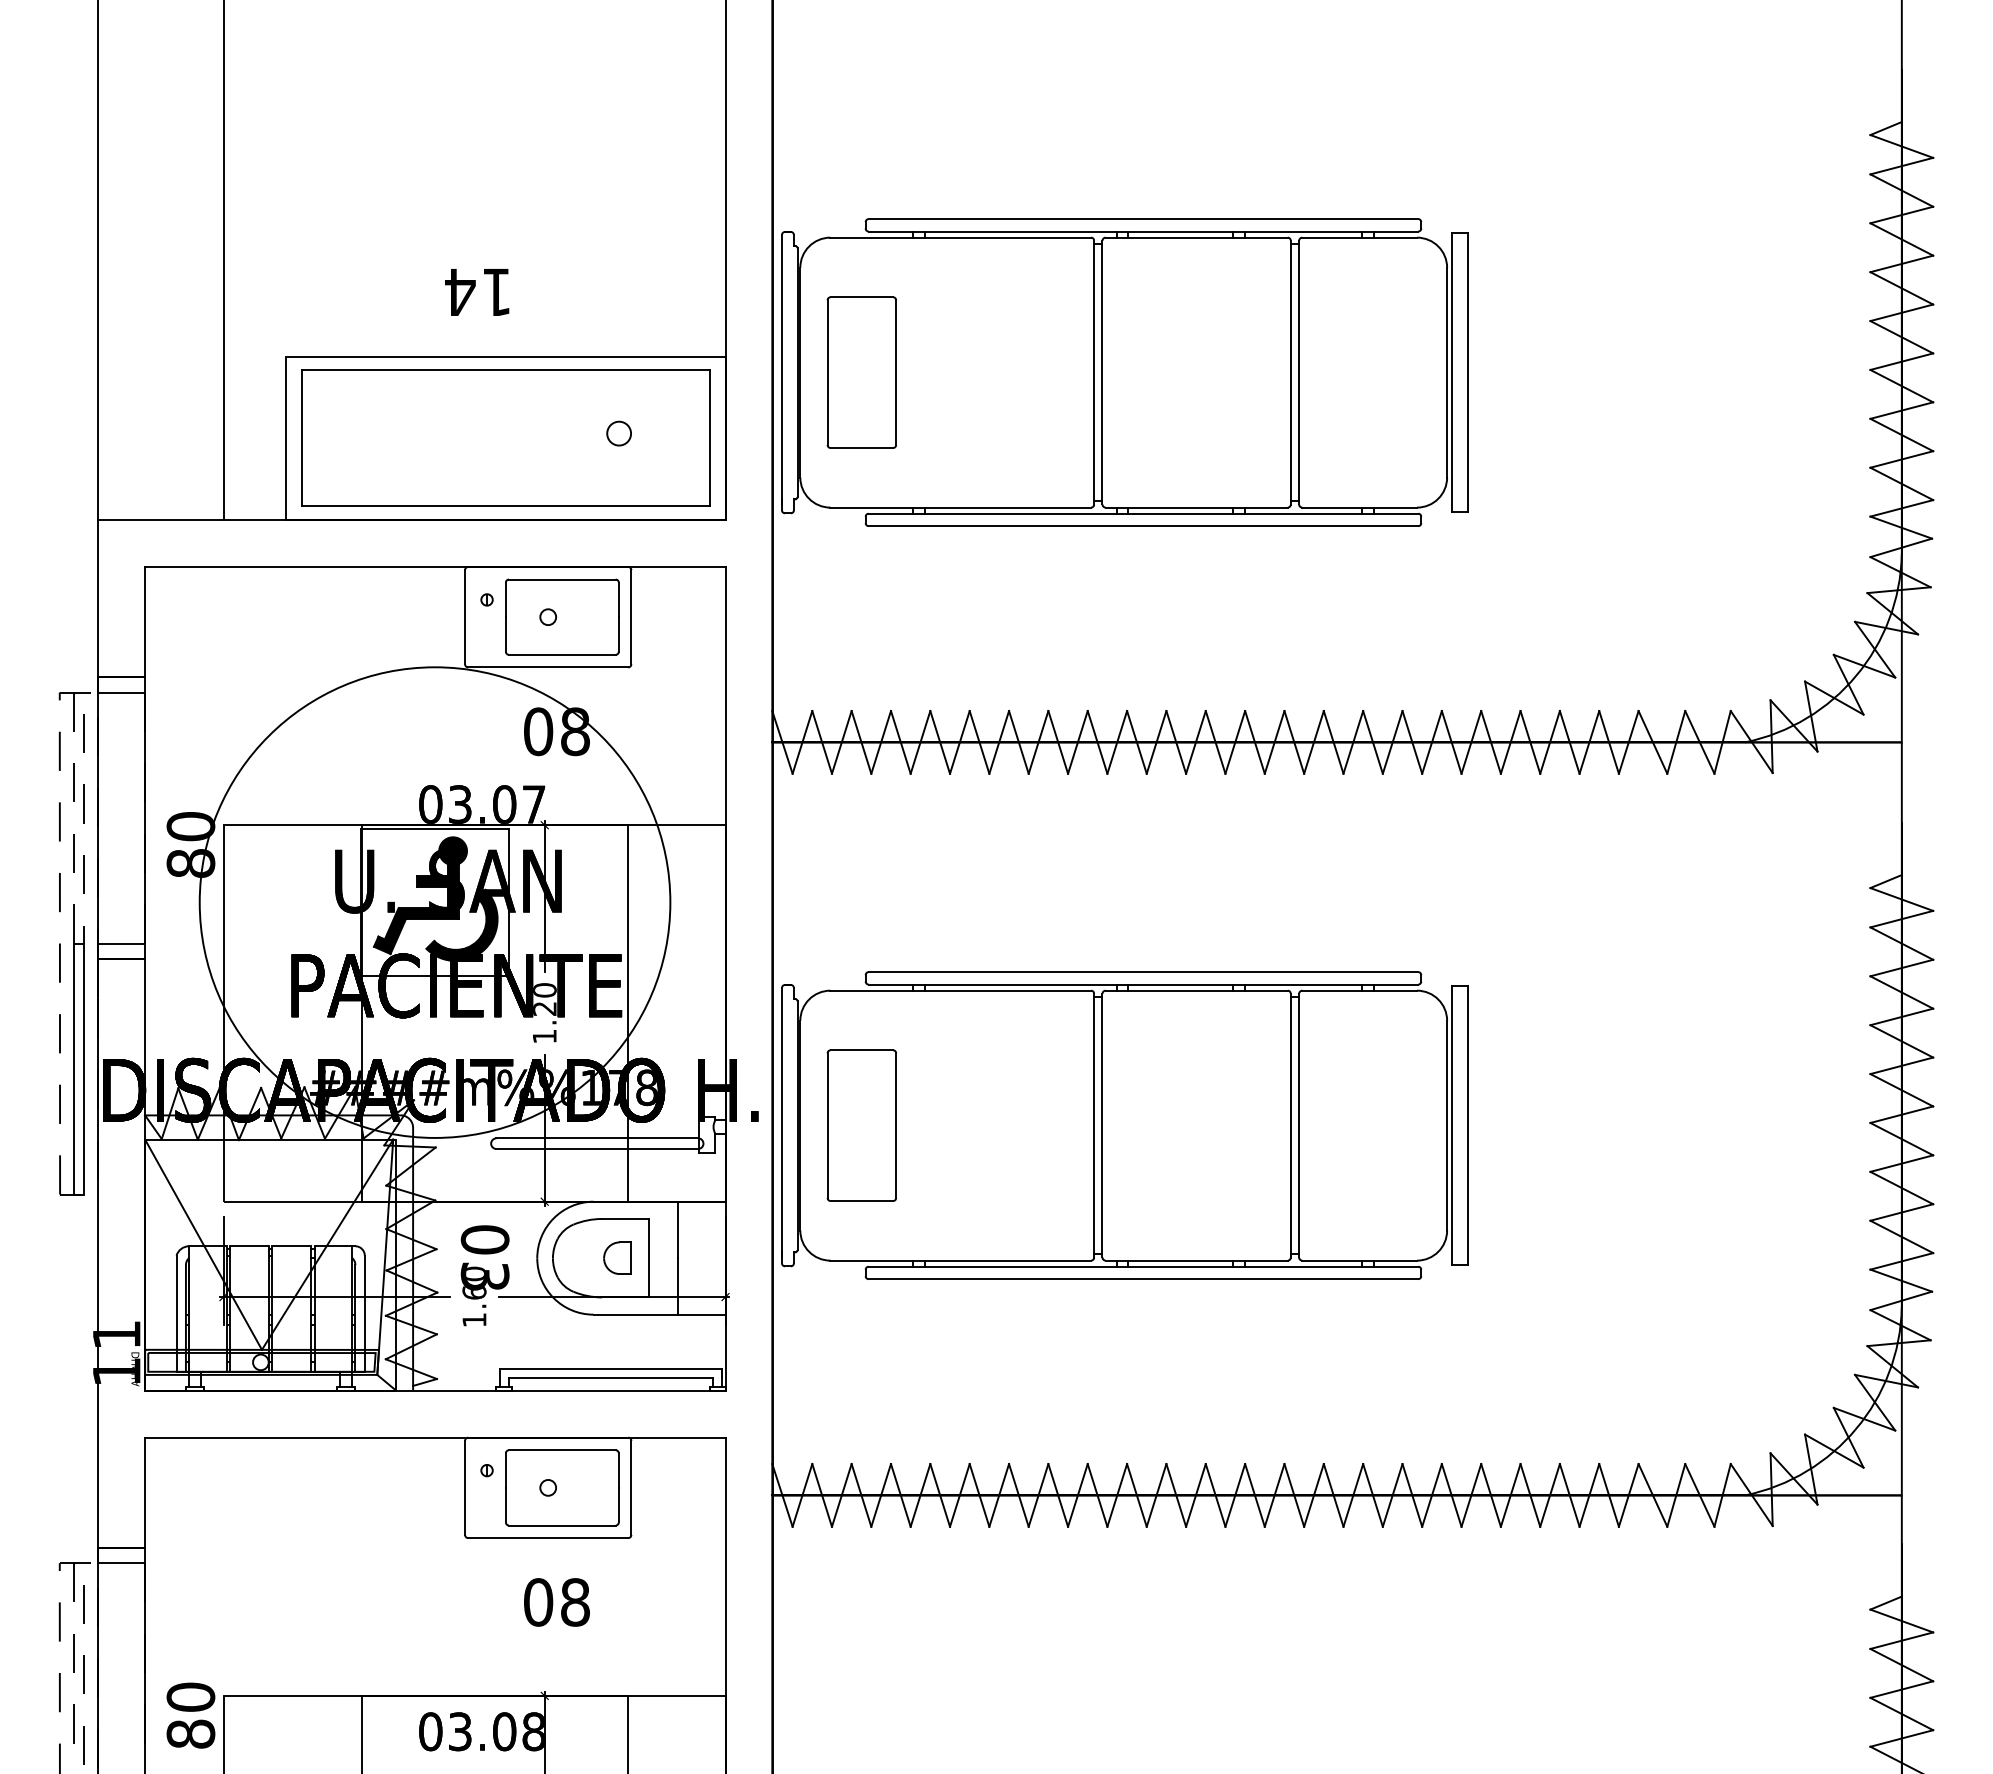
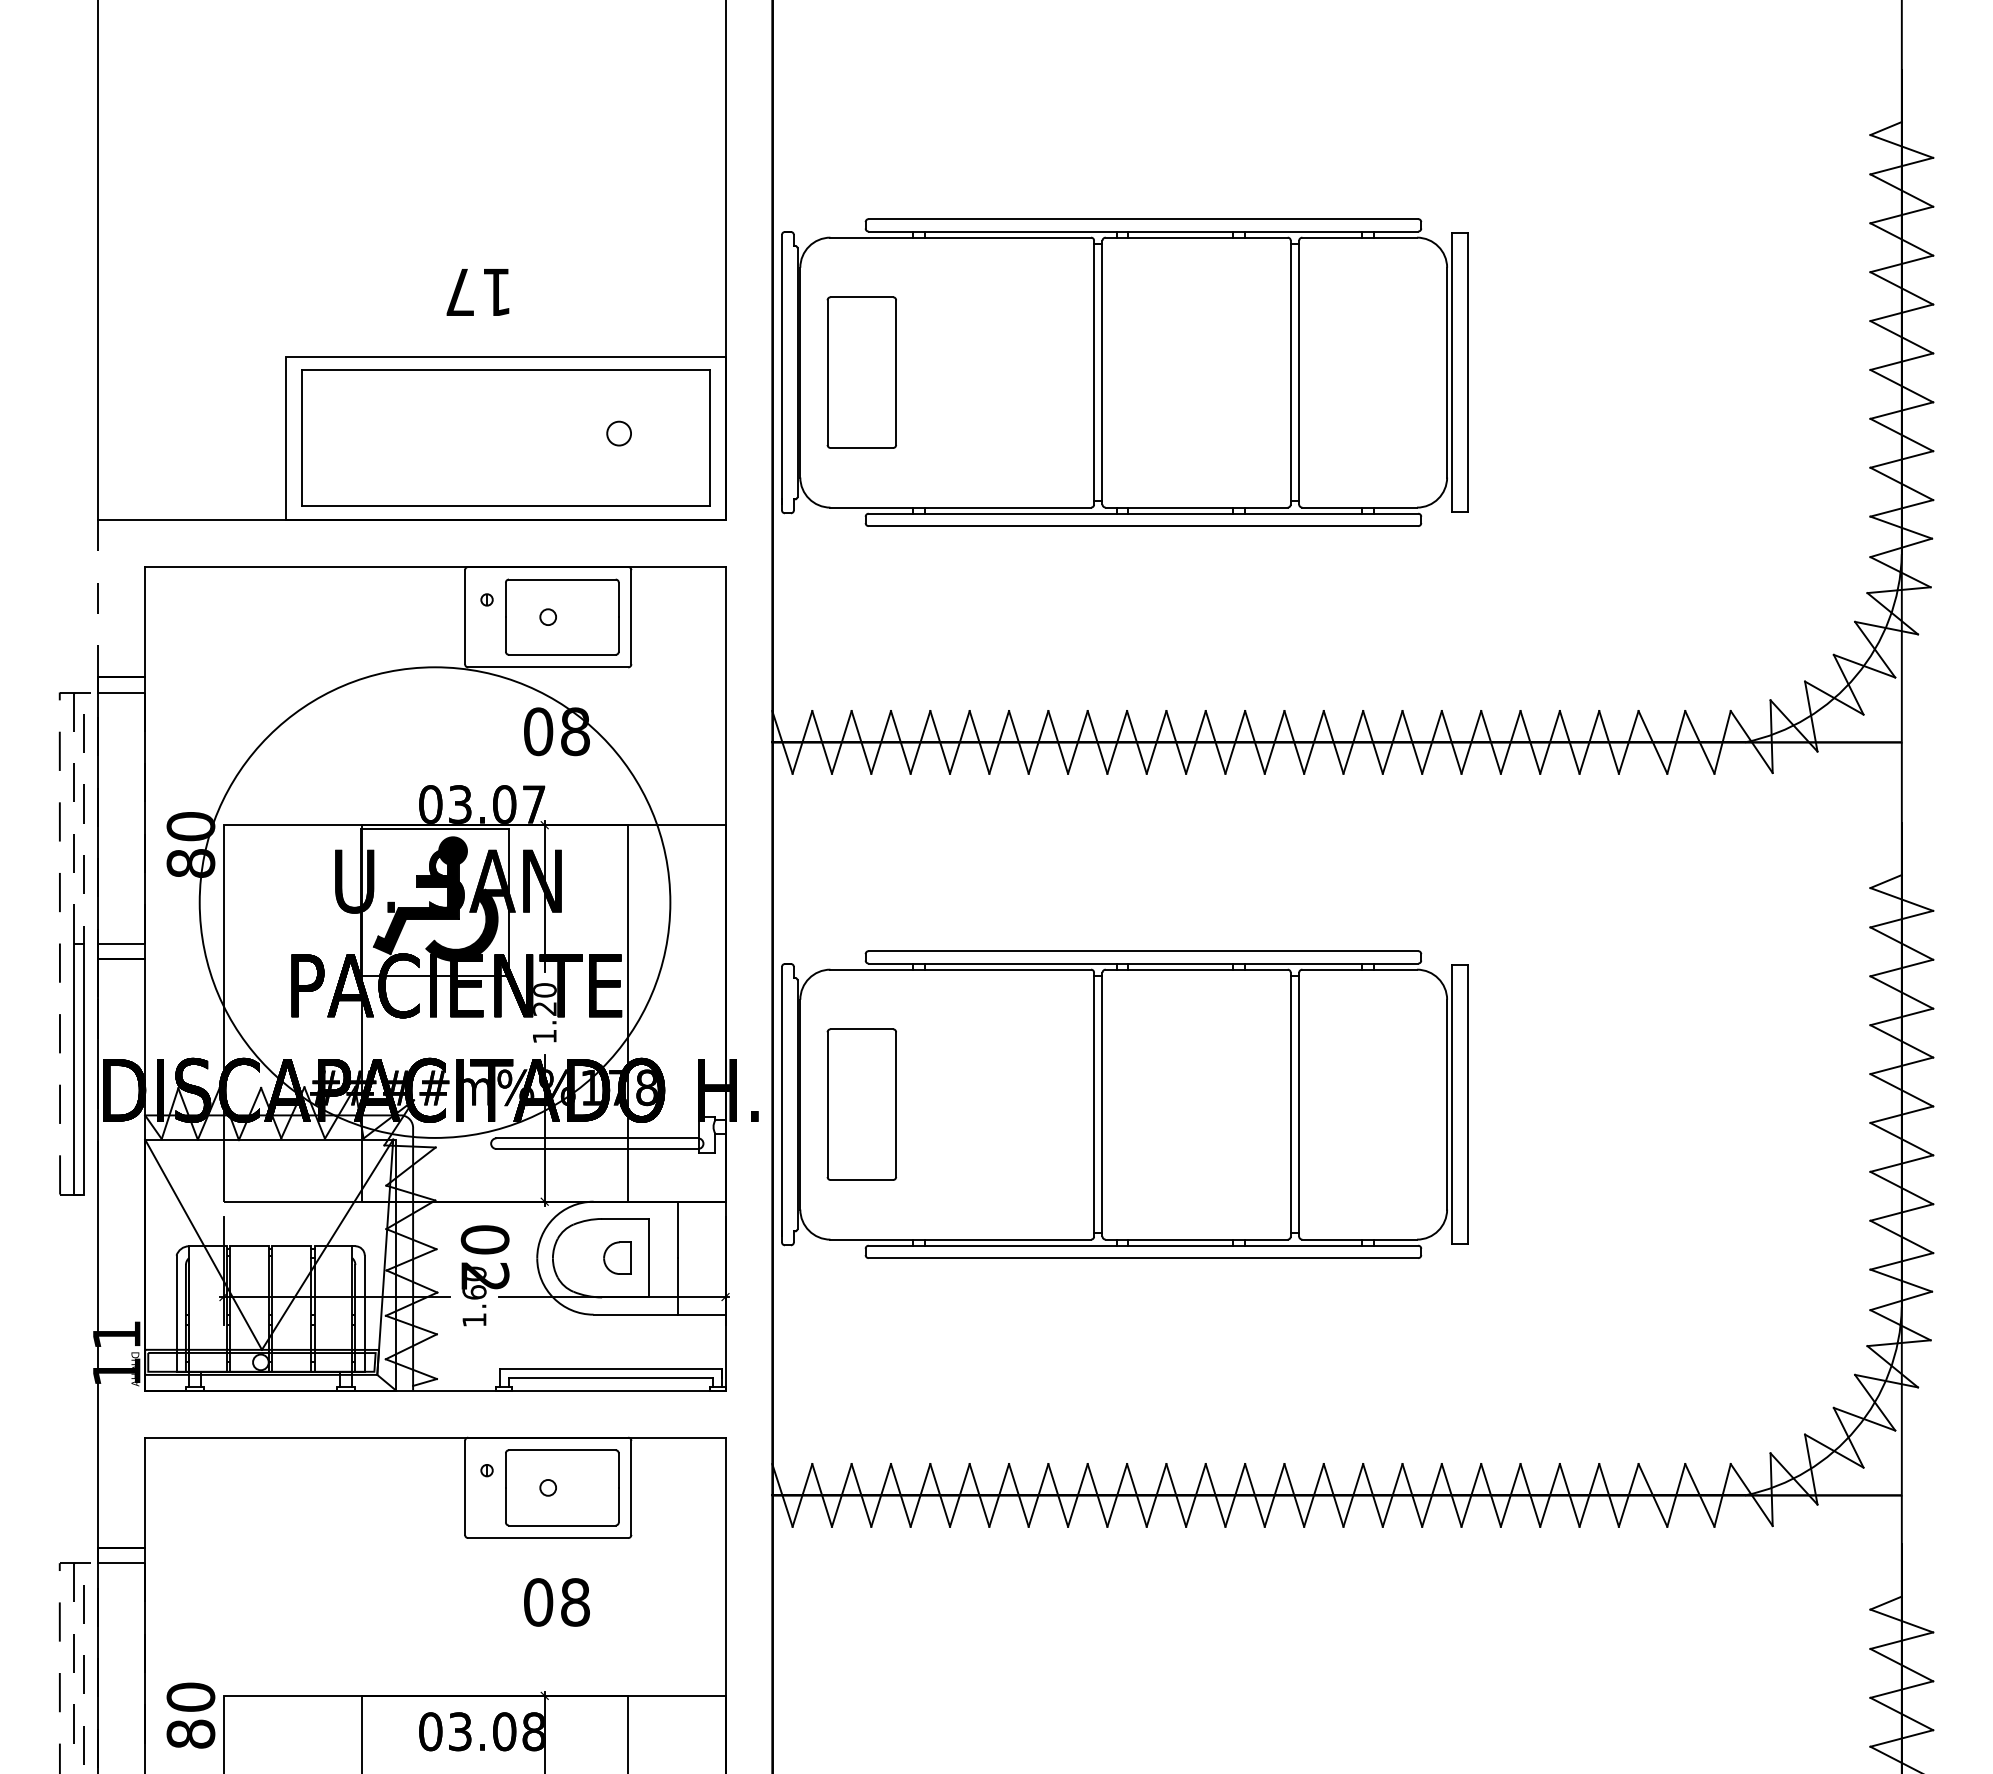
line: present -> none (223, 260)
text: 14 -> 17 (460, 292)
line: solid -> dashed (98, 597)
part position: (1124, 1125) -> (1124, 1104) (1124, 1104)
text: 03 -> 02 (484, 1276)
